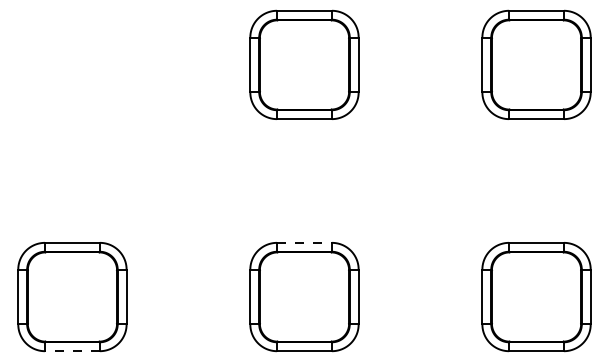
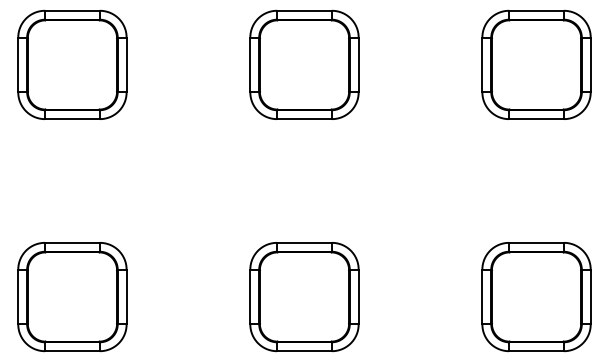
part: none -> present (72, 64)
line: dashed -> solid (304, 242)
line: dashed -> solid (71, 351)
